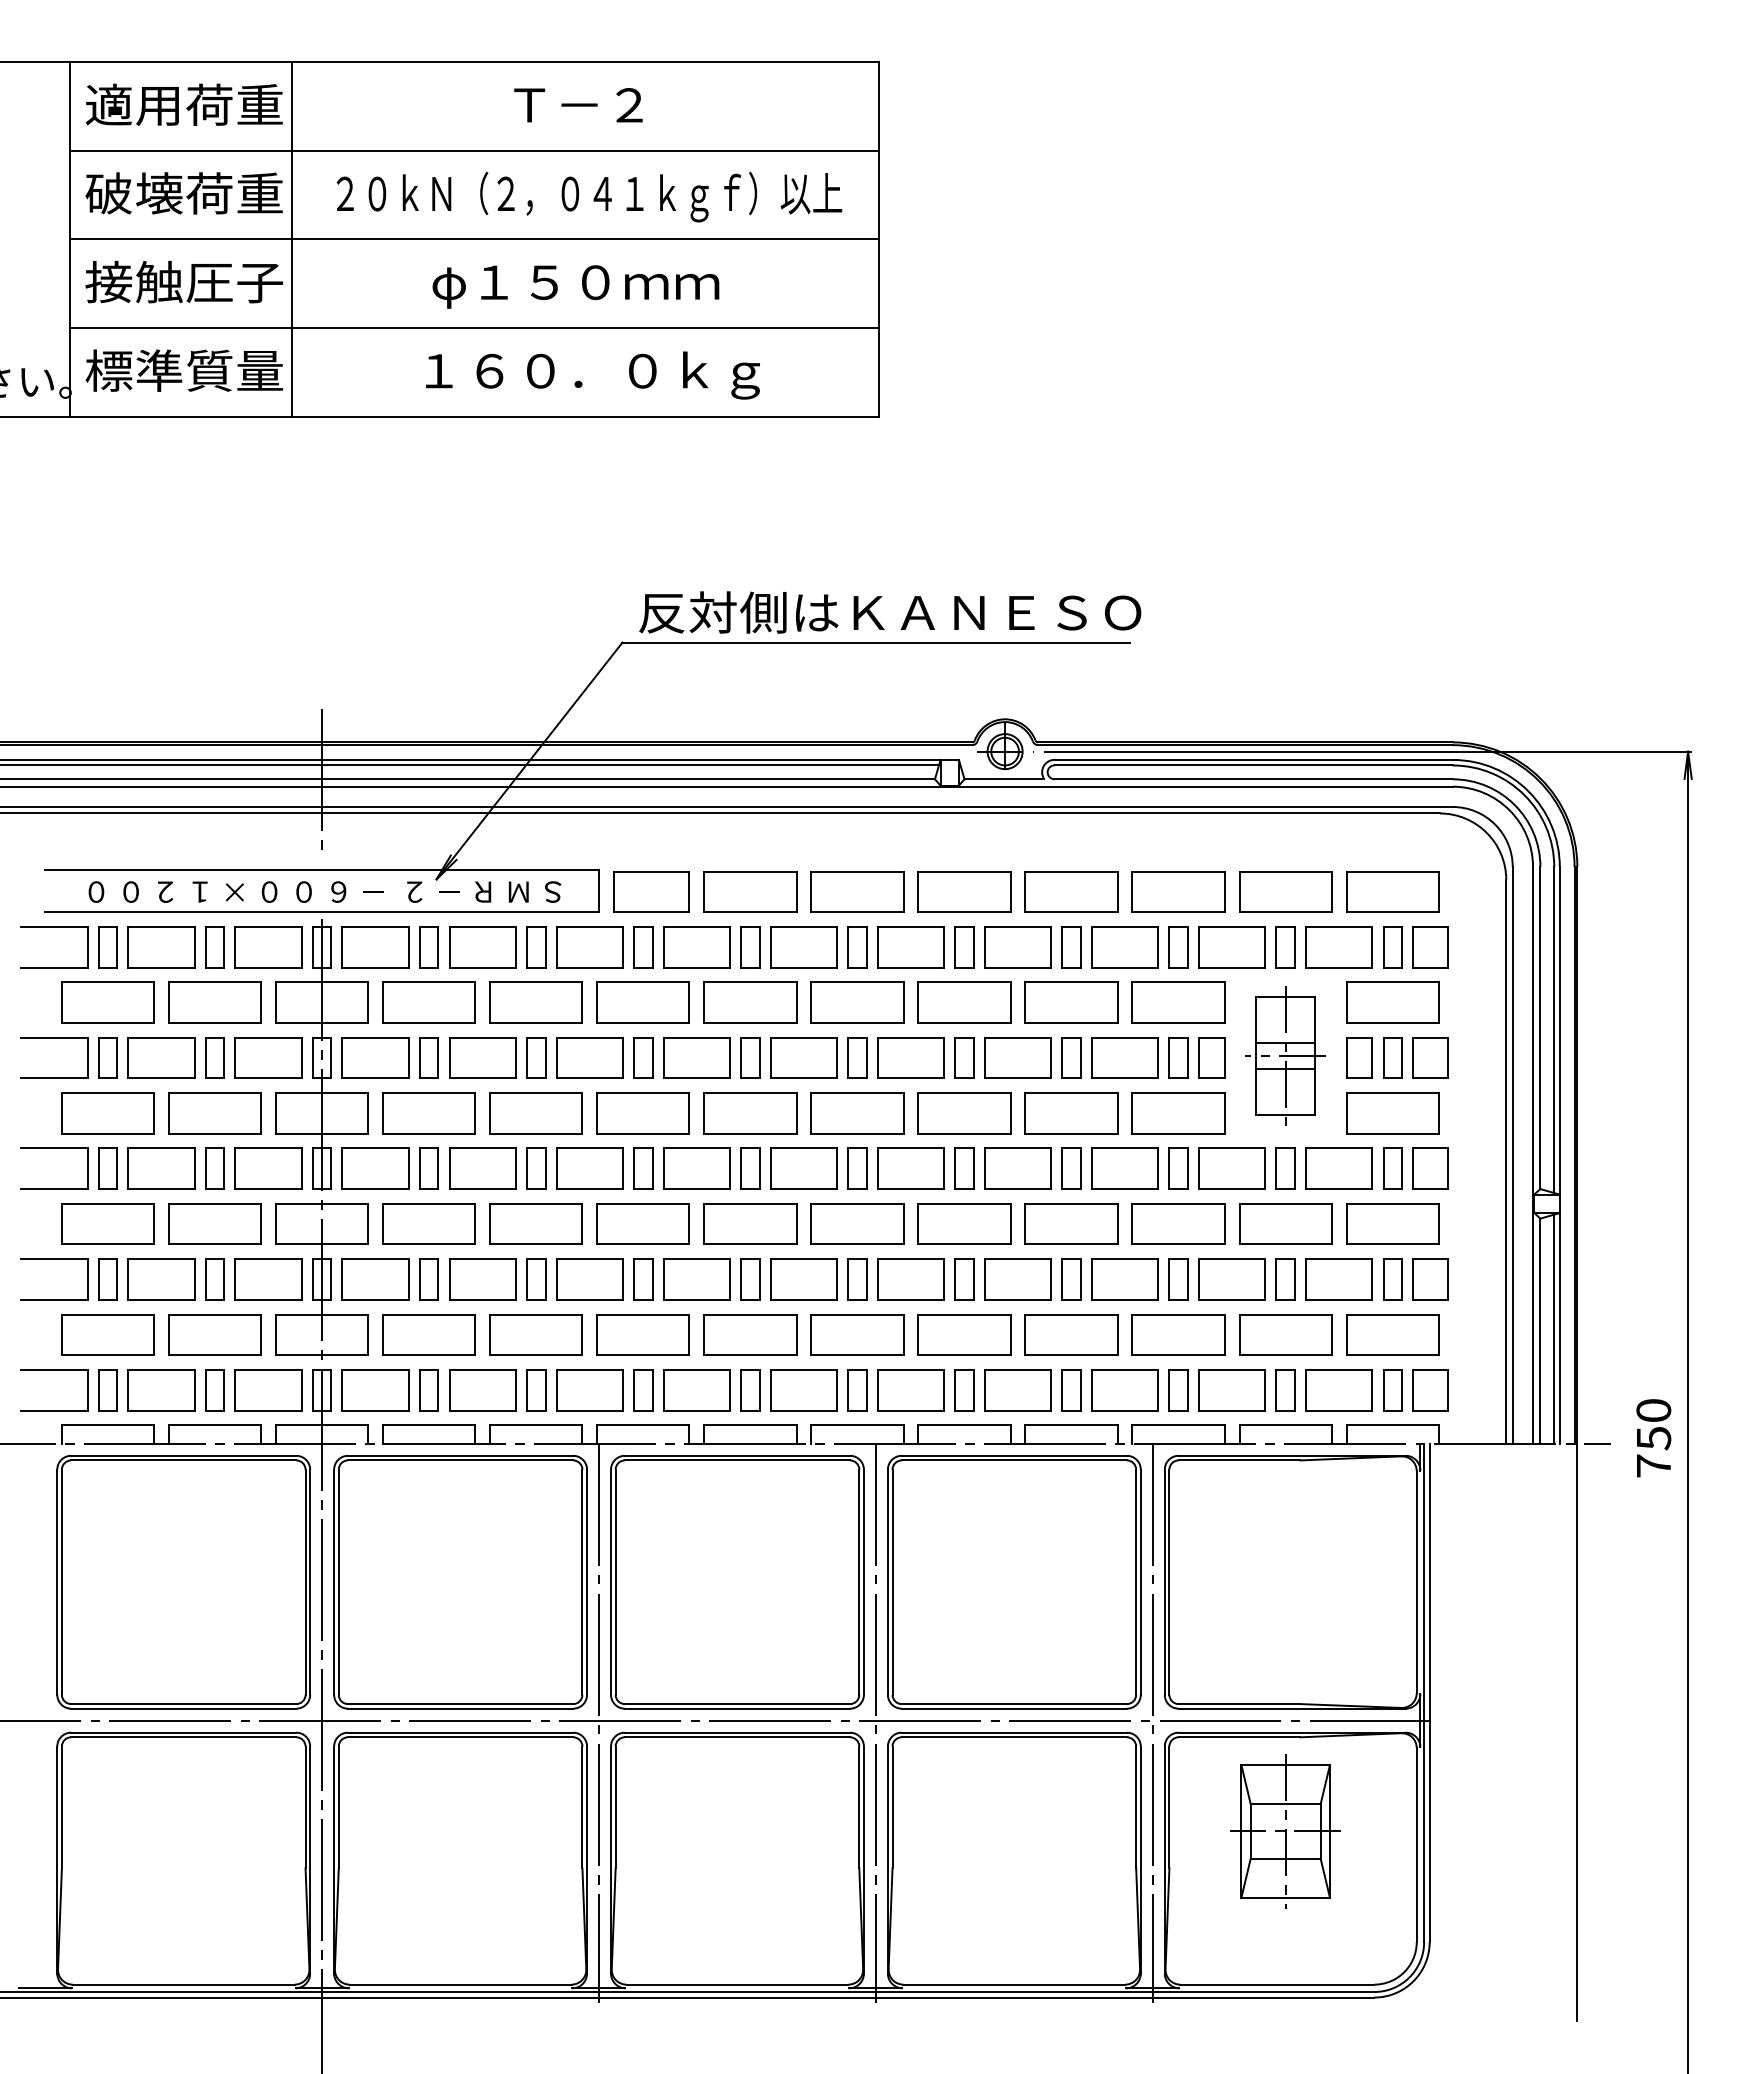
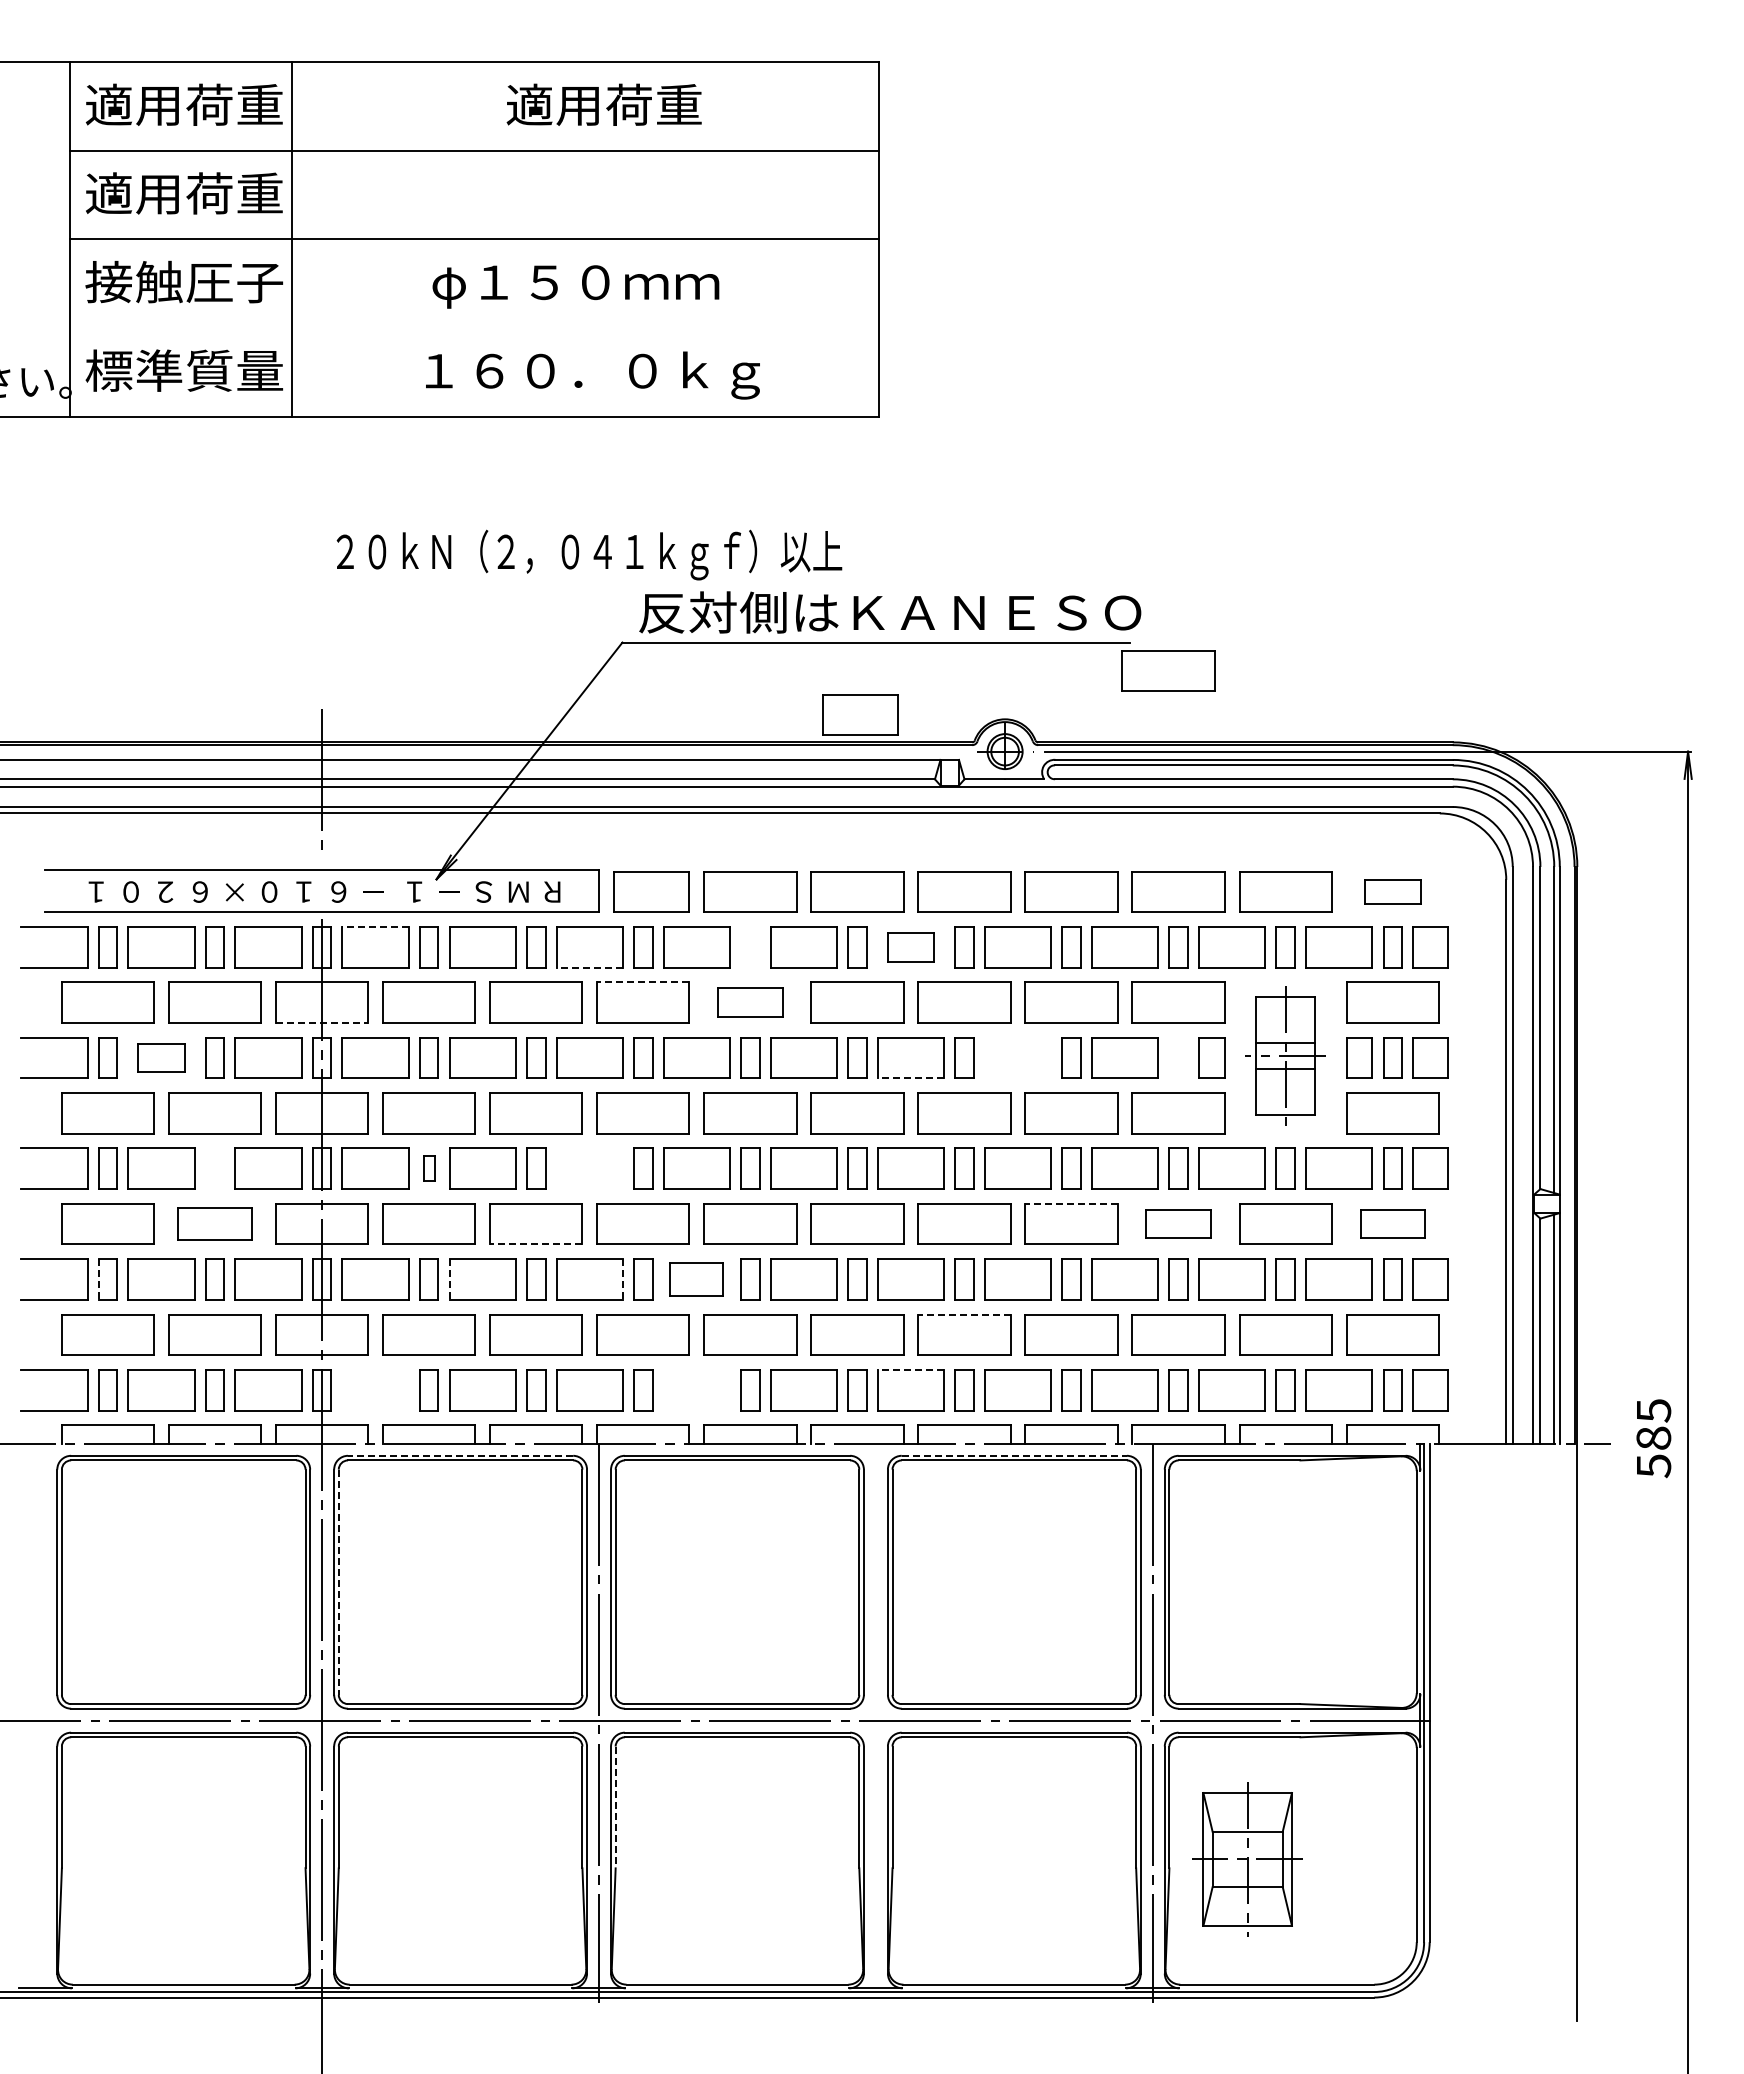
text: Ｔ－２ -> 適用荷重 (603, 104)
text: 破壊荷重 -> 適用荷重 (133, 193)
text position: (589, 196) -> (589, 554) (589, 554)
line: present -> none (474, 328)
part: none -> present (1168, 670)
part: none -> present (860, 714)
line: present -> none (470, 765)
text: ０ -> １ (96, 891)
text: １ -> ６ (199, 891)
text: ０ -> １ (303, 891)
text: Ｒ -> Ｓ (483, 891)
text: Ｓ -> Ｒ (552, 891)
part size: 94x42 px -> 58x26 px (1392, 891)
text: ２ -> １ (414, 892)
line: solid -> dashed (375, 926)
part: present -> none (750, 947)
part size: 68x43 px -> 48x31 px (910, 947)
line: solid -> dashed (589, 967)
line: solid -> dashed (642, 982)
part size: 95x43 px -> 67x31 px (750, 1002)
line: solid -> dashed (322, 1022)
part size: 69x42 px -> 49x30 px (161, 1057)
part: present -> none (1017, 1057)
part: present -> none (1178, 1057)
line: solid -> dashed (910, 1078)
part: present -> none (214, 1168)
part size: 20x43 px -> 13x27 px (429, 1168)
part: present -> none (589, 1168)
line: solid -> dashed (1071, 1203)
part size: 94x42 px -> 76x34 px (214, 1223)
part size: 95x42 px -> 67x30 px (1178, 1223)
part size: 94x42 px -> 66x30 px (1392, 1223)
line: solid -> dashed (535, 1244)
part size: 68x43 px -> 55x35 px (696, 1279)
line: solid -> dashed (98, 1280)
line: solid -> dashed (449, 1280)
line: solid -> dashed (623, 1280)
line: solid -> dashed (964, 1314)
line: solid -> dashed (910, 1369)
part: present -> none (375, 1390)
part: present -> none (696, 1390)
text: 750 -> 585 (1653, 1438)
line: solid -> dashed (460, 1455)
line: solid -> dashed (1014, 1455)
line: solid -> dashed (338, 1582)
line: present -> none (875, 1723)
line: solid -> dashed (615, 1807)
part position: (1285, 1831) -> (1247, 1859) (1247, 1859)
